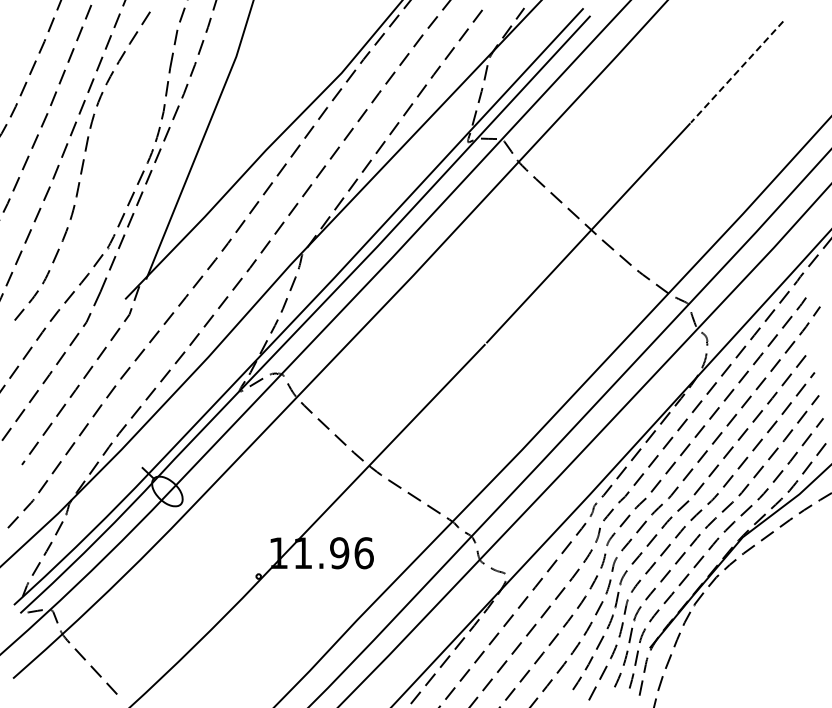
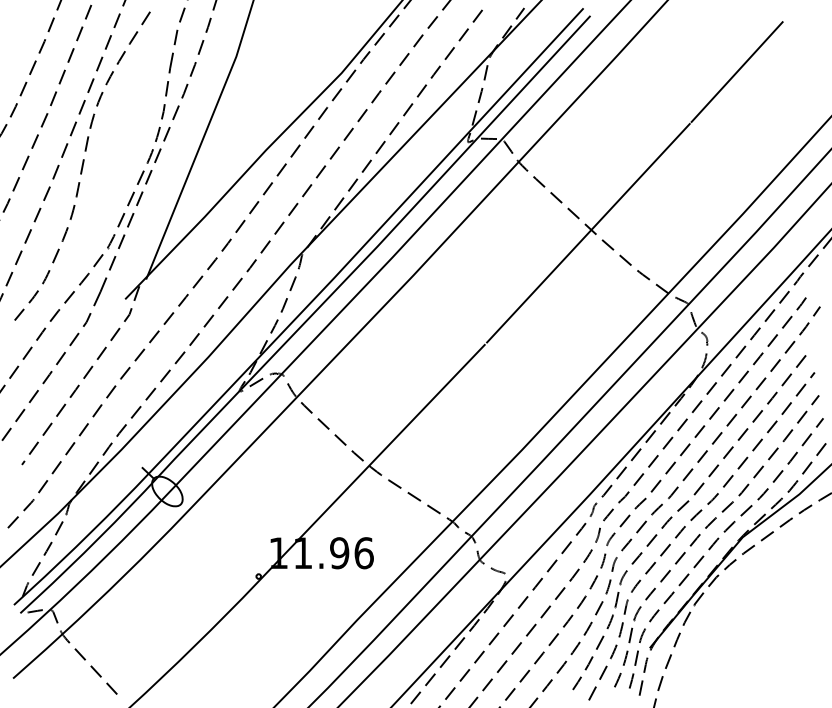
line: dashed -> solid (736, 72)
